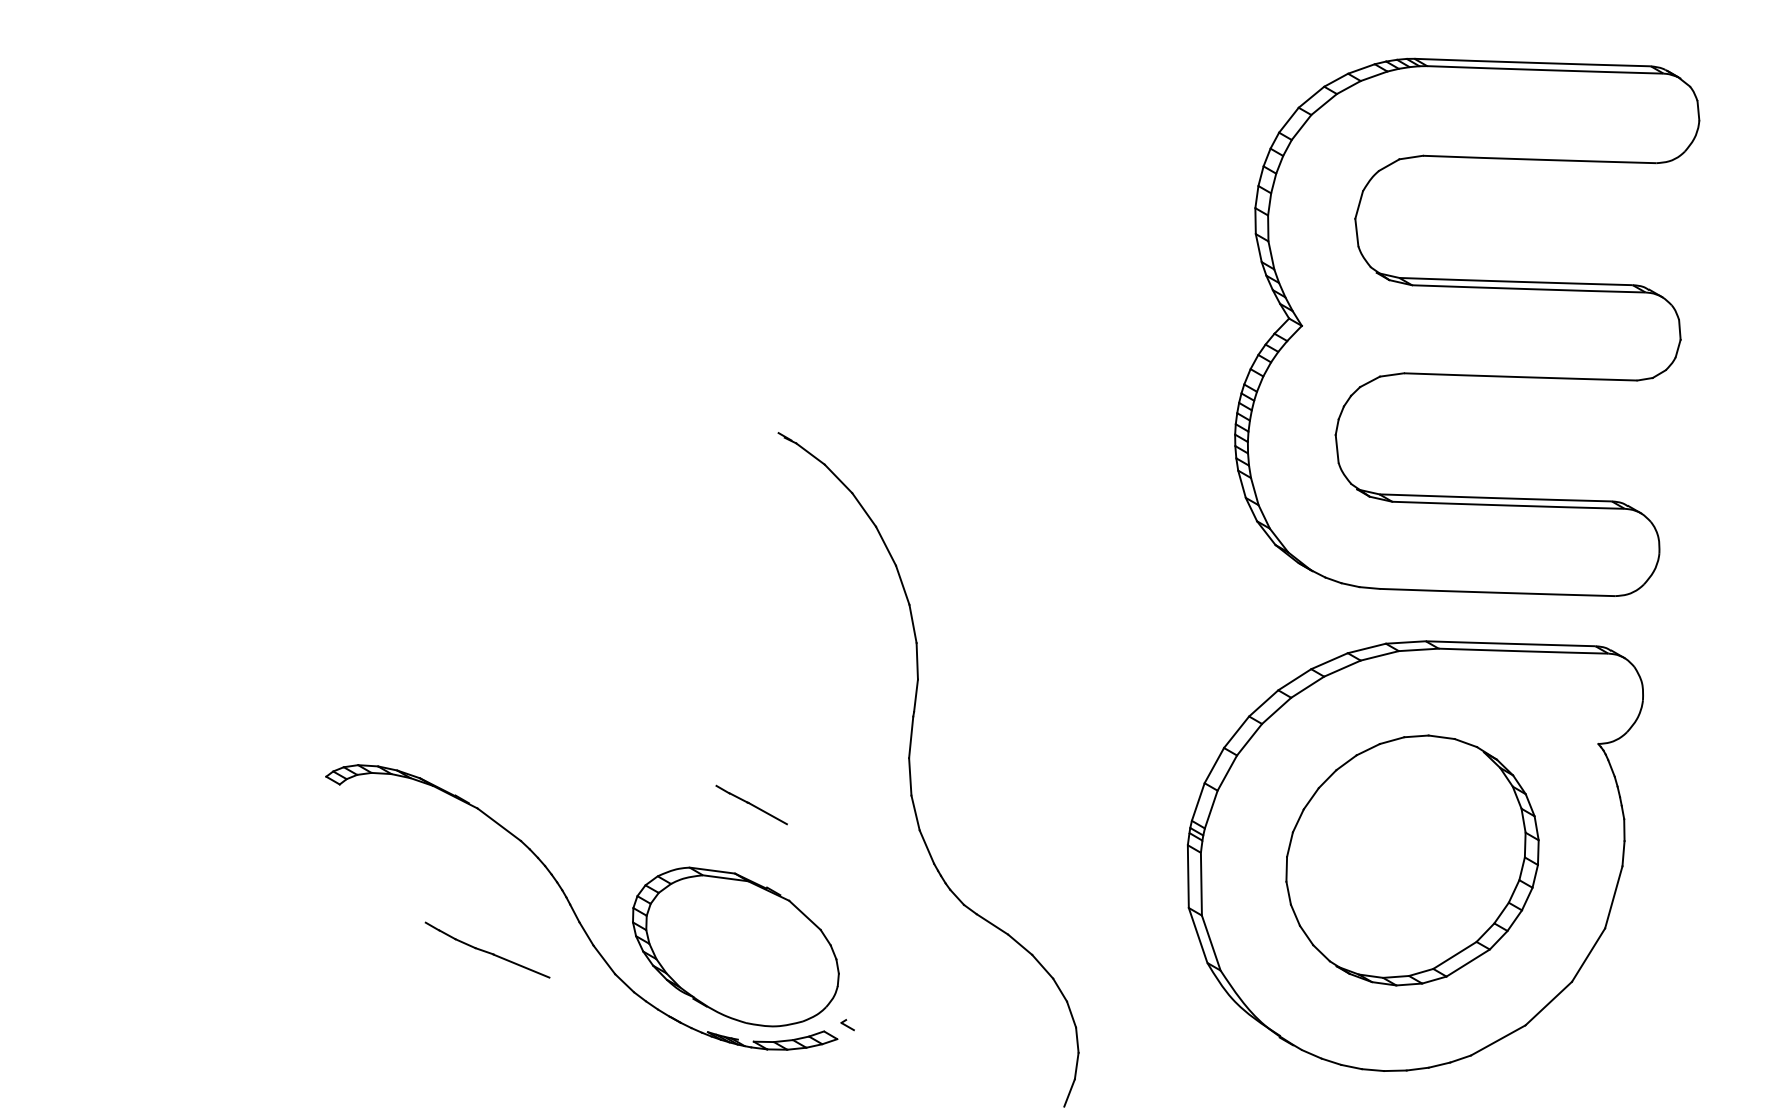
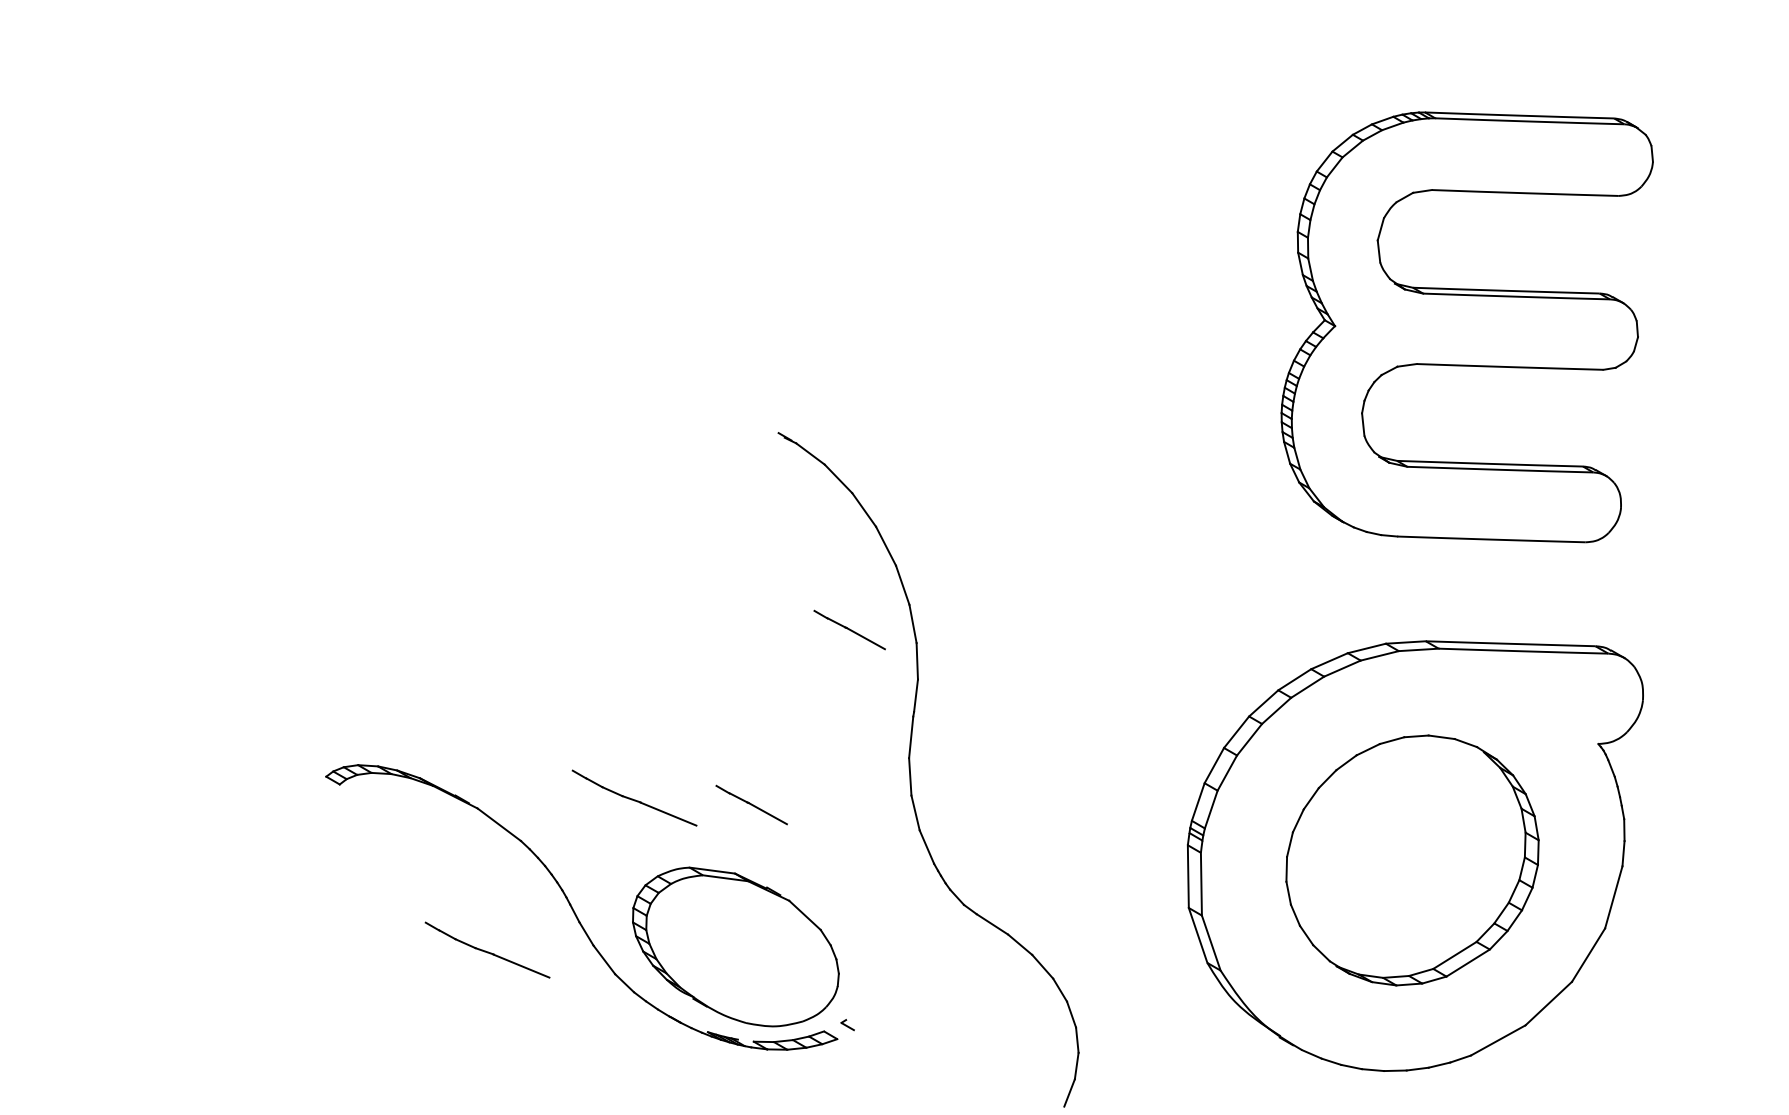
part size: 467x540 px -> 374x433 px (1466, 327)
line: none -> present (849, 629)
part: none -> present (634, 797)
